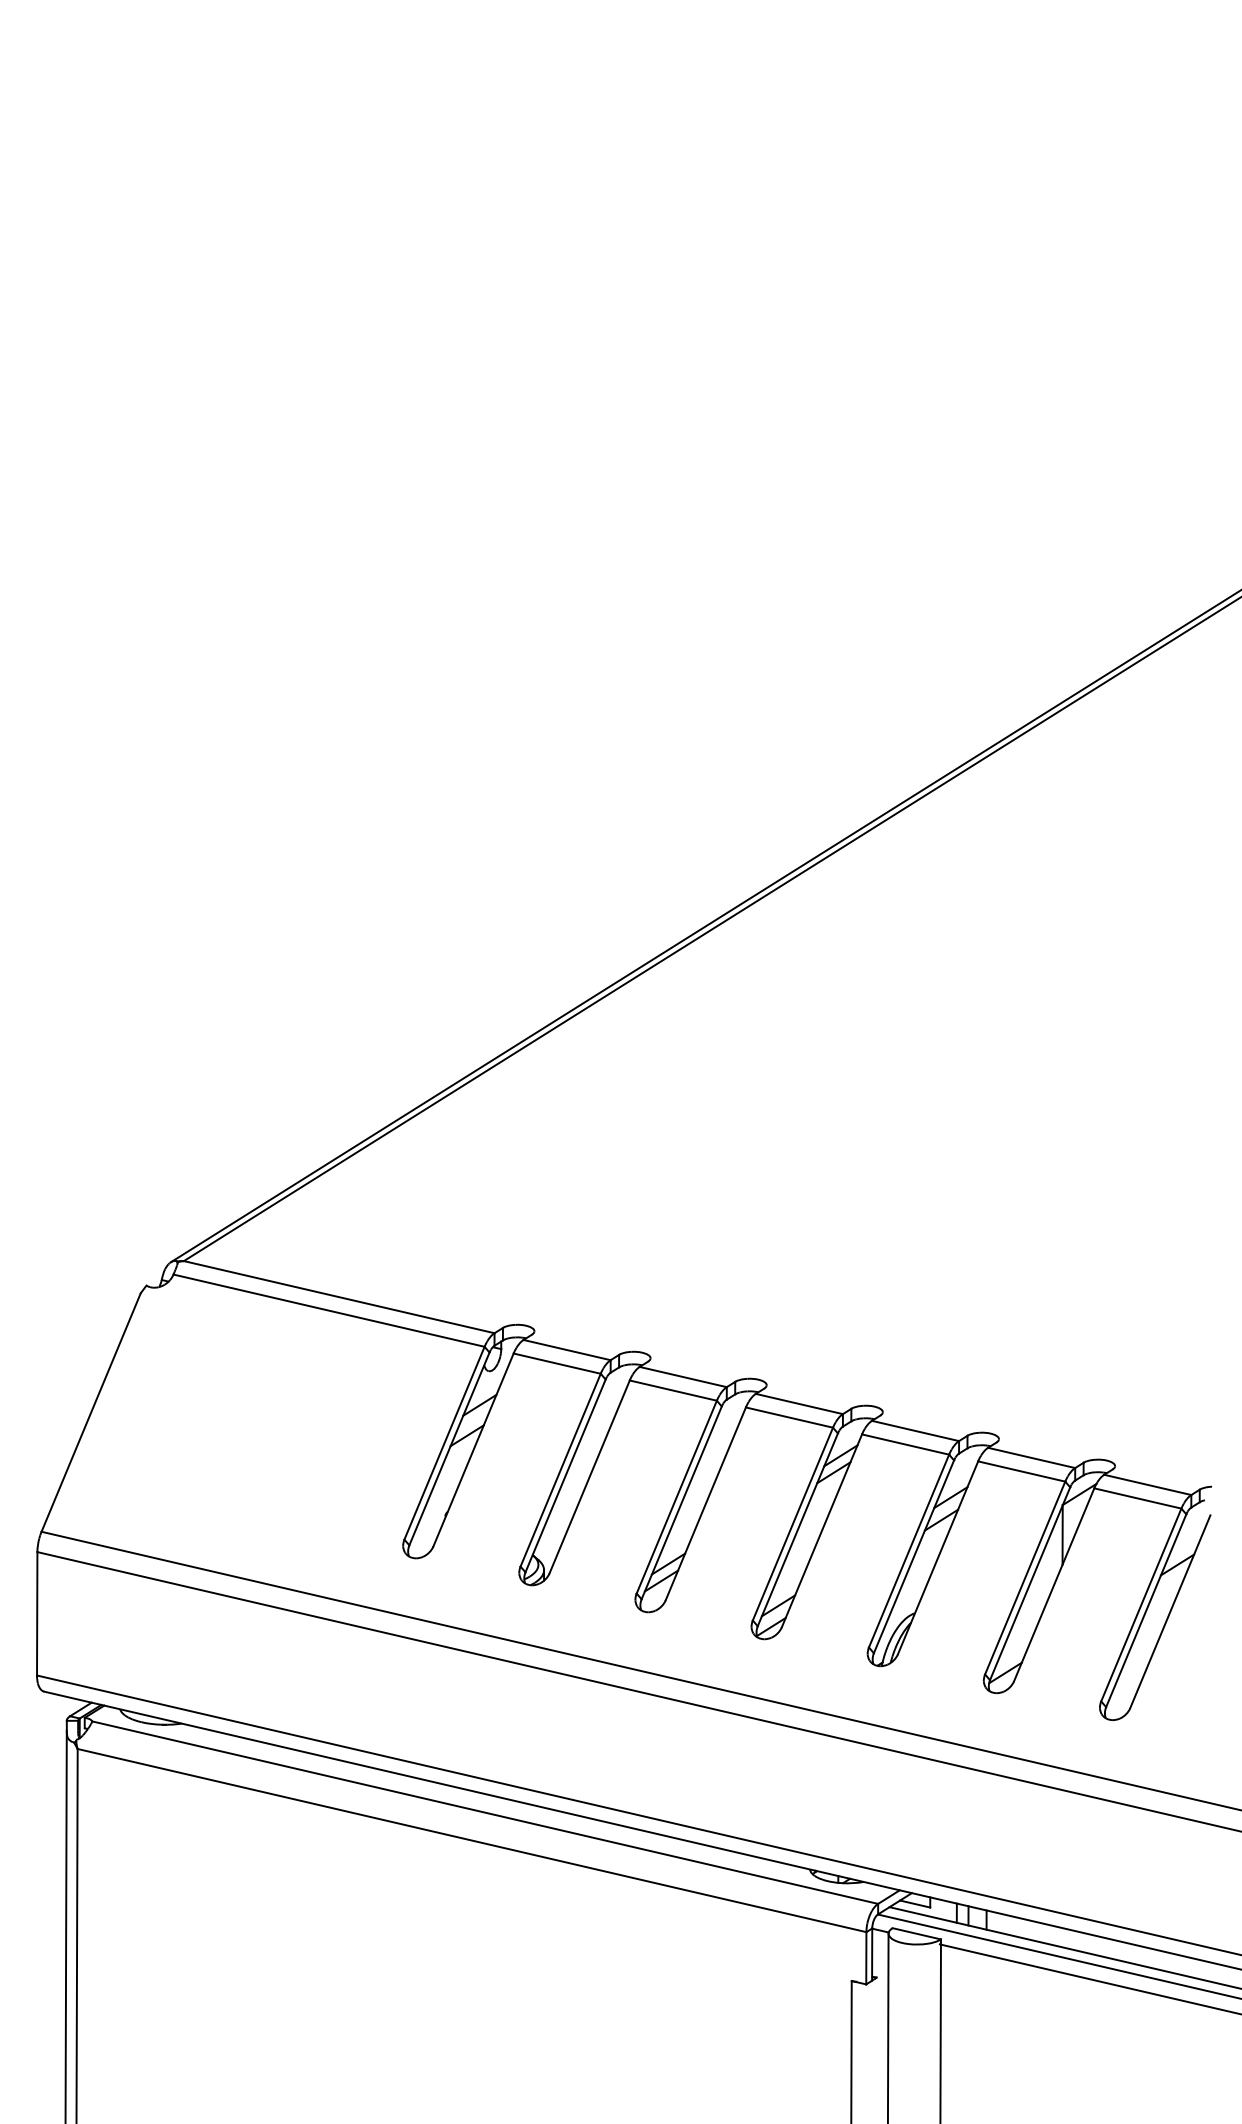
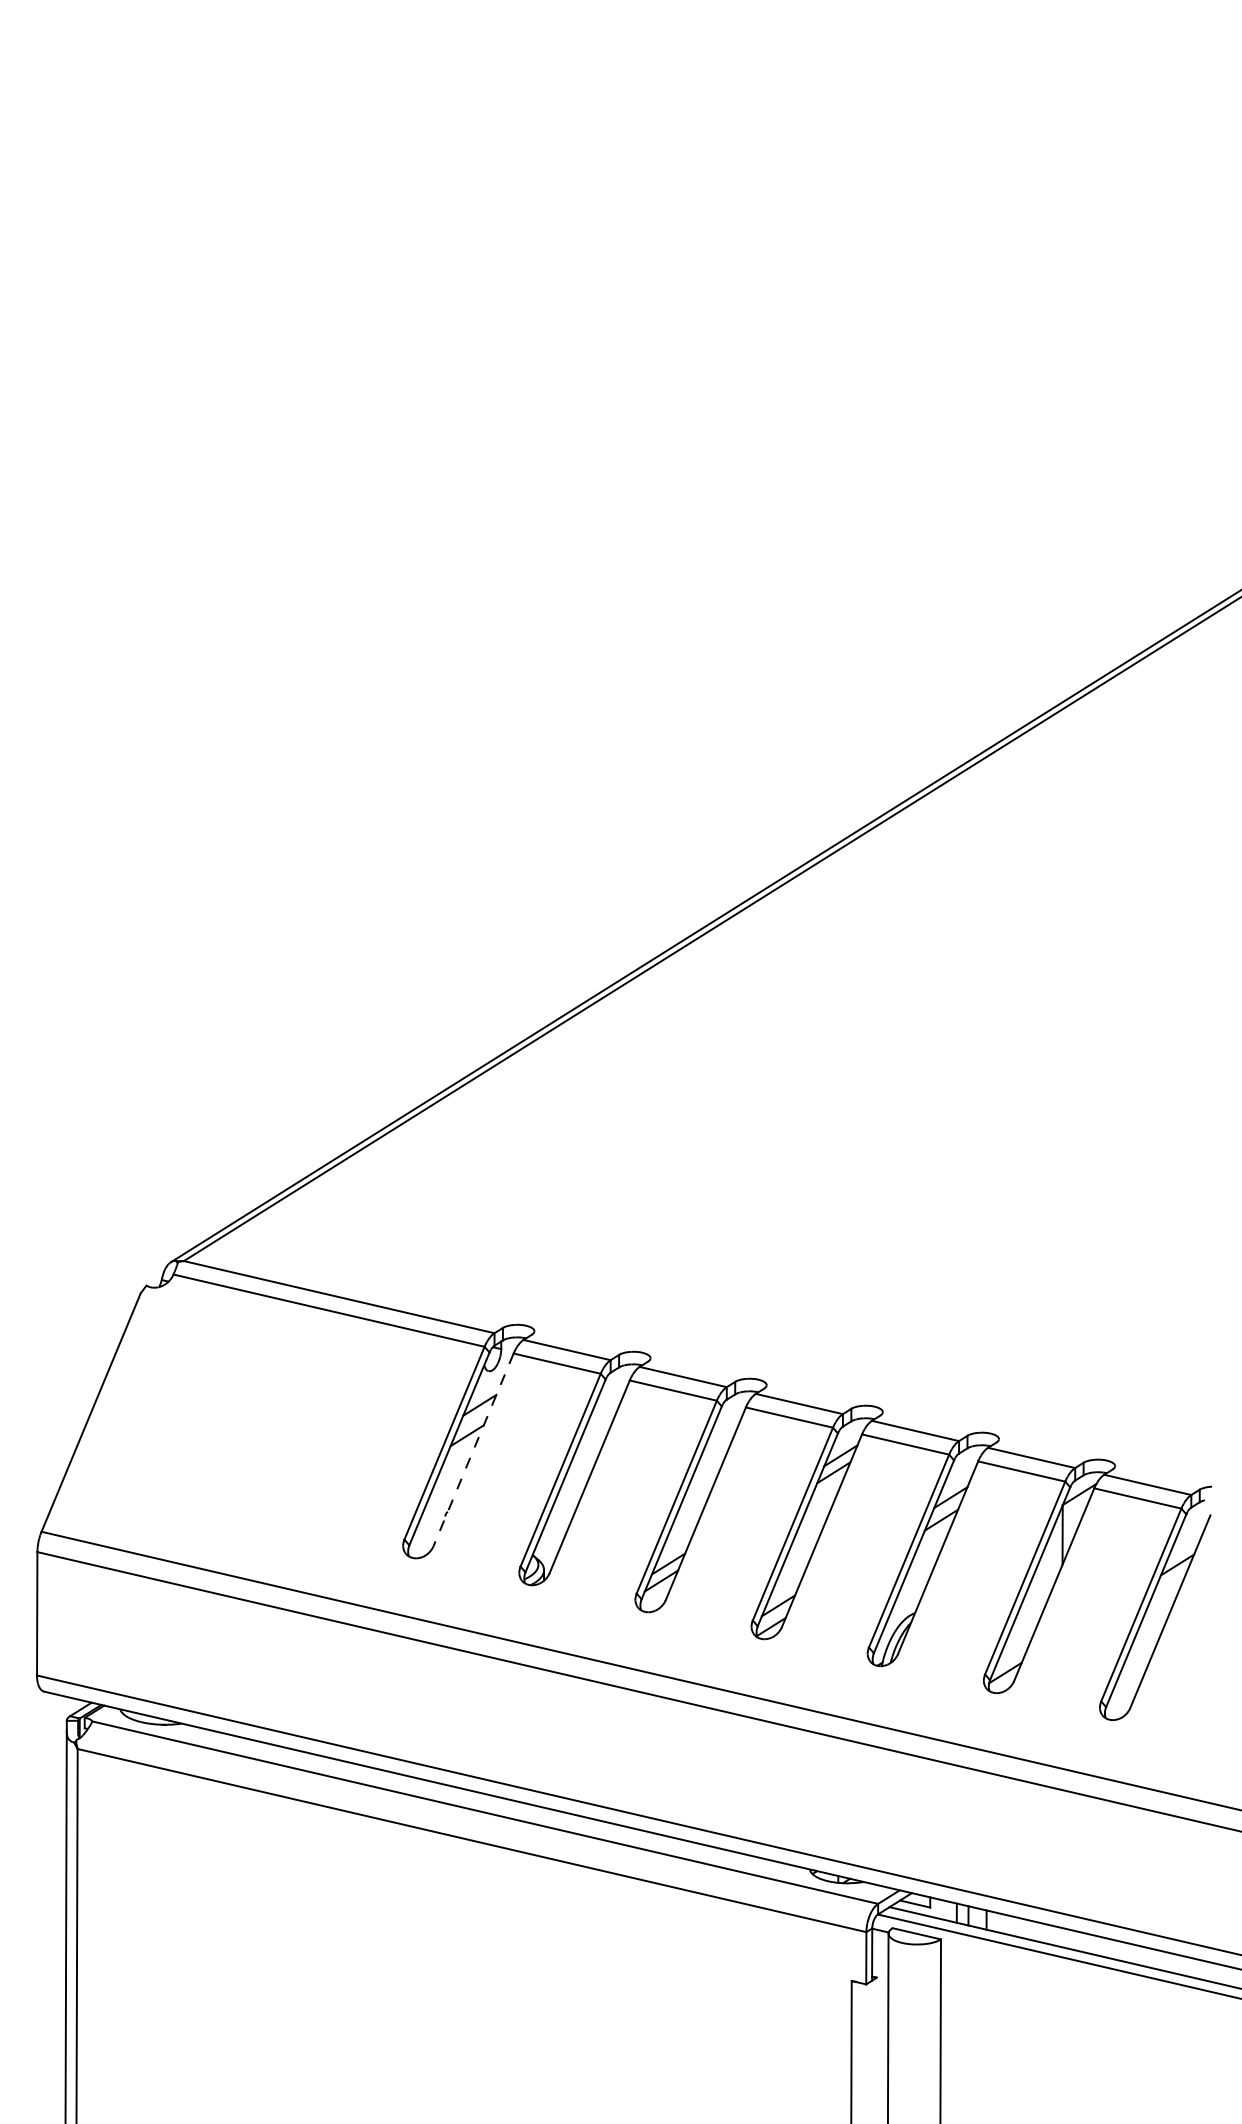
line: solid -> dashed (473, 1450)
line: present -> none (1088, 1978)
